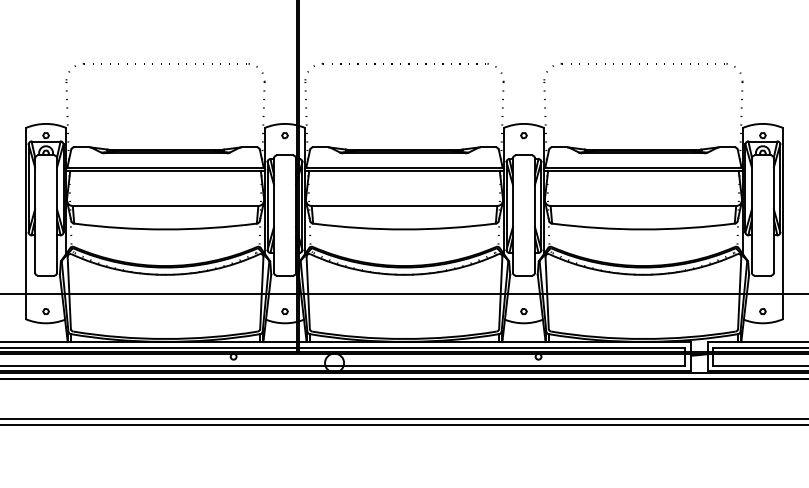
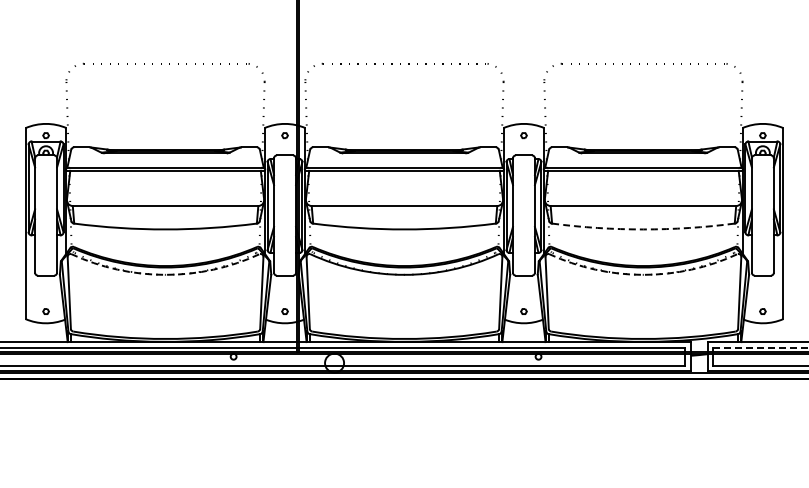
arc: solid -> dashed (643, 229)
arc: solid -> dashed (165, 274)
arc: solid -> dashed (643, 274)
line: present -> none (403, 294)
line: solid -> dashed (761, 347)
line: present -> none (403, 419)
line: present -> none (403, 424)
